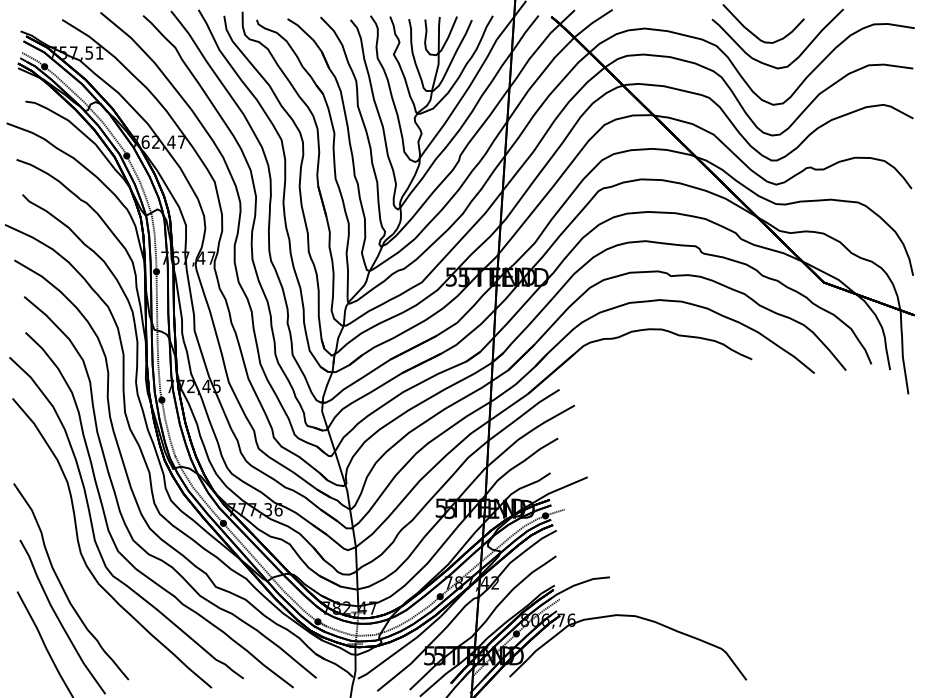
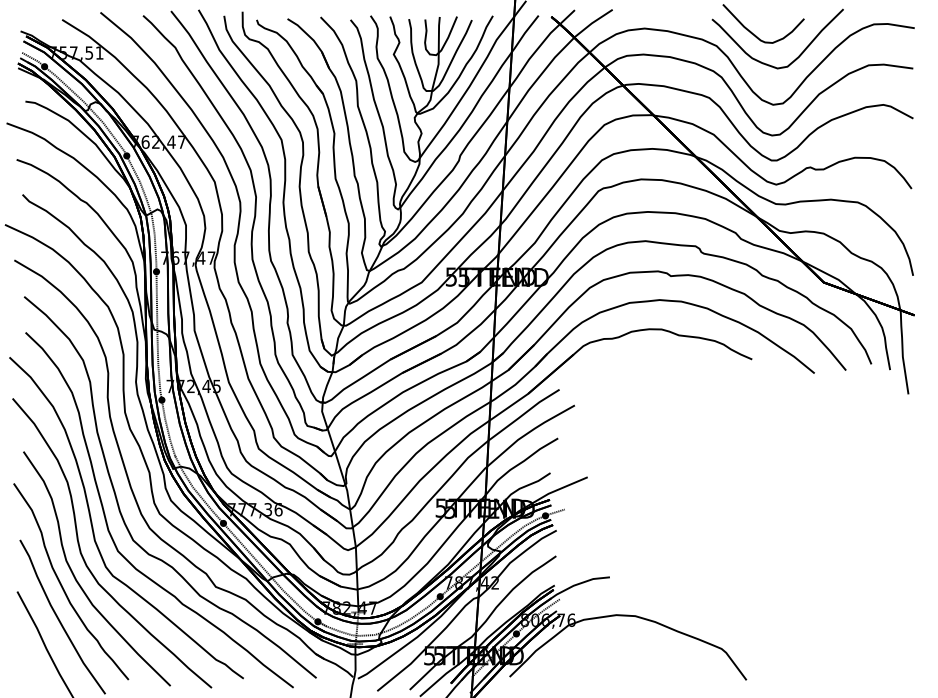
part: none -> present (78, 581)
